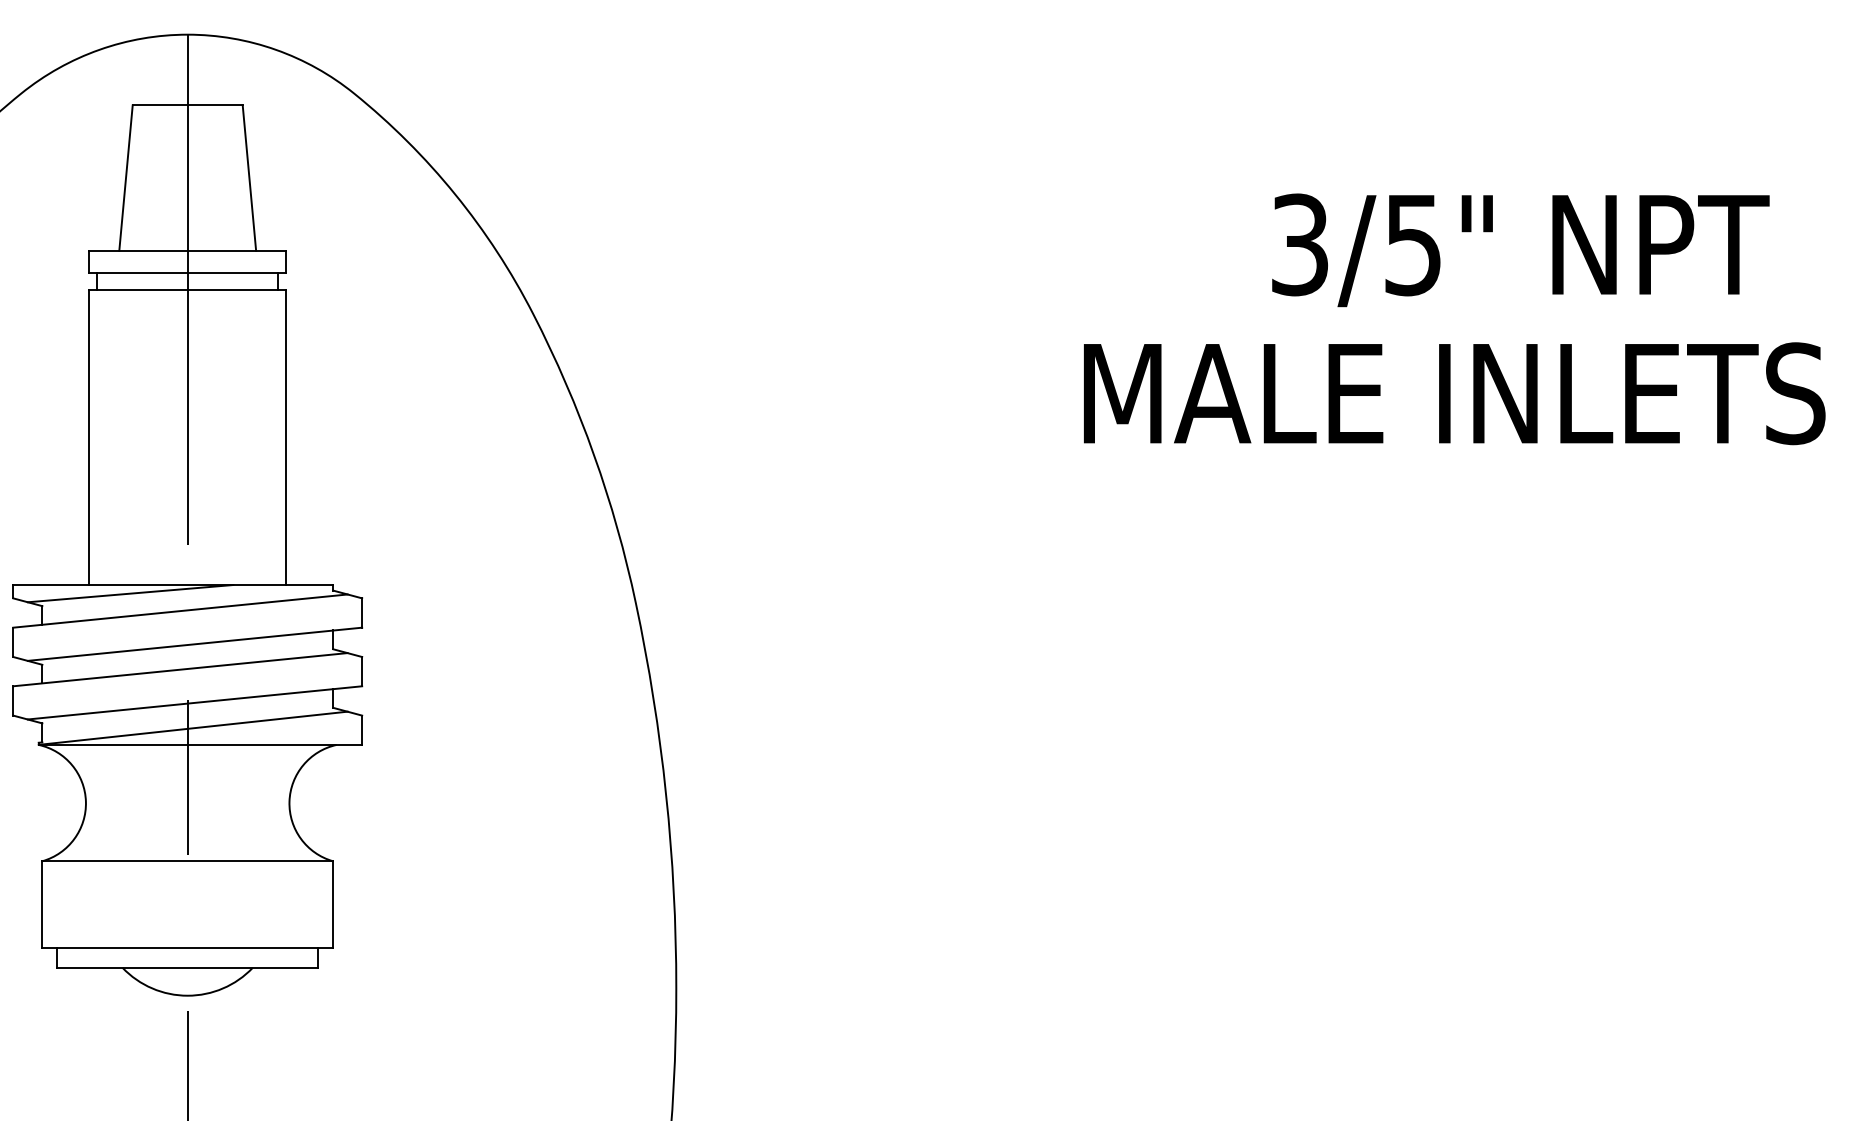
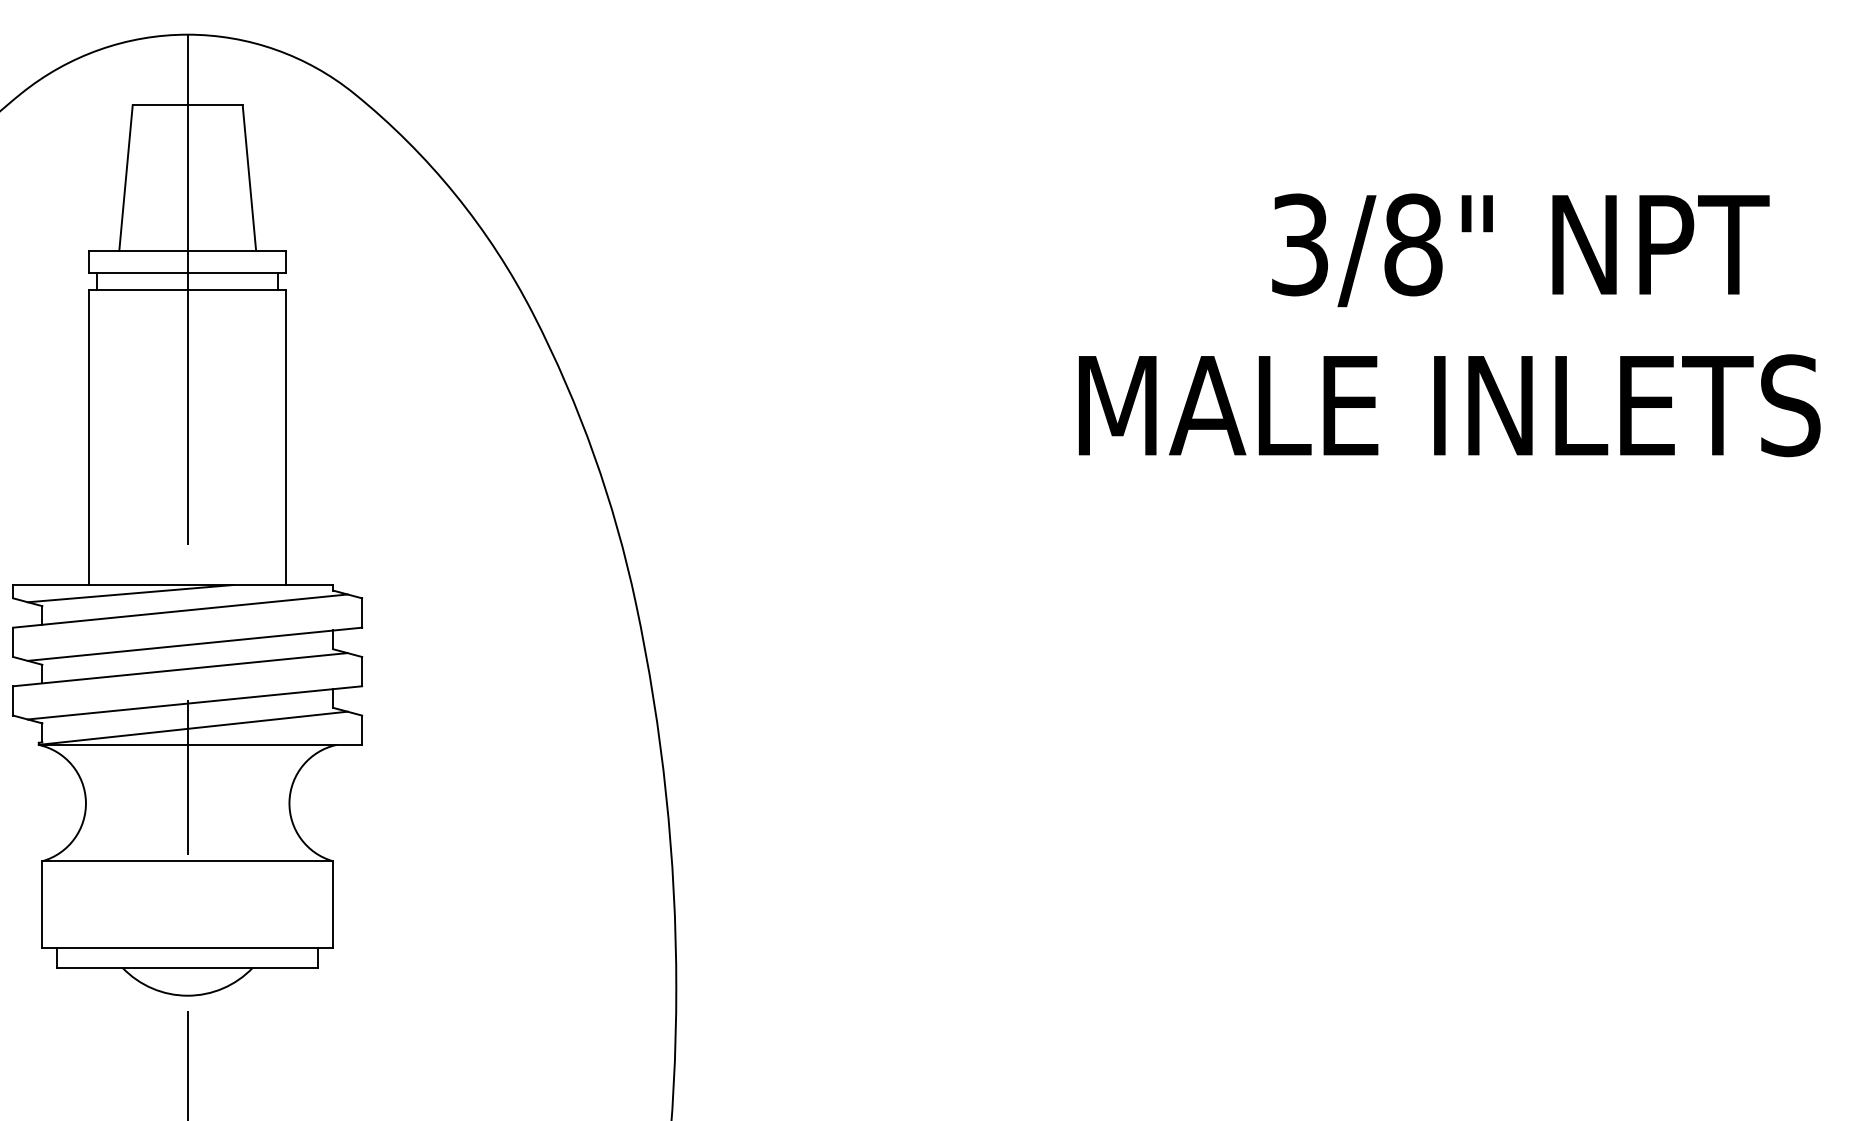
text: 3/5" -> 3/8" (1413, 244)
text position: (1454, 393) -> (1449, 405) (1449, 405)
